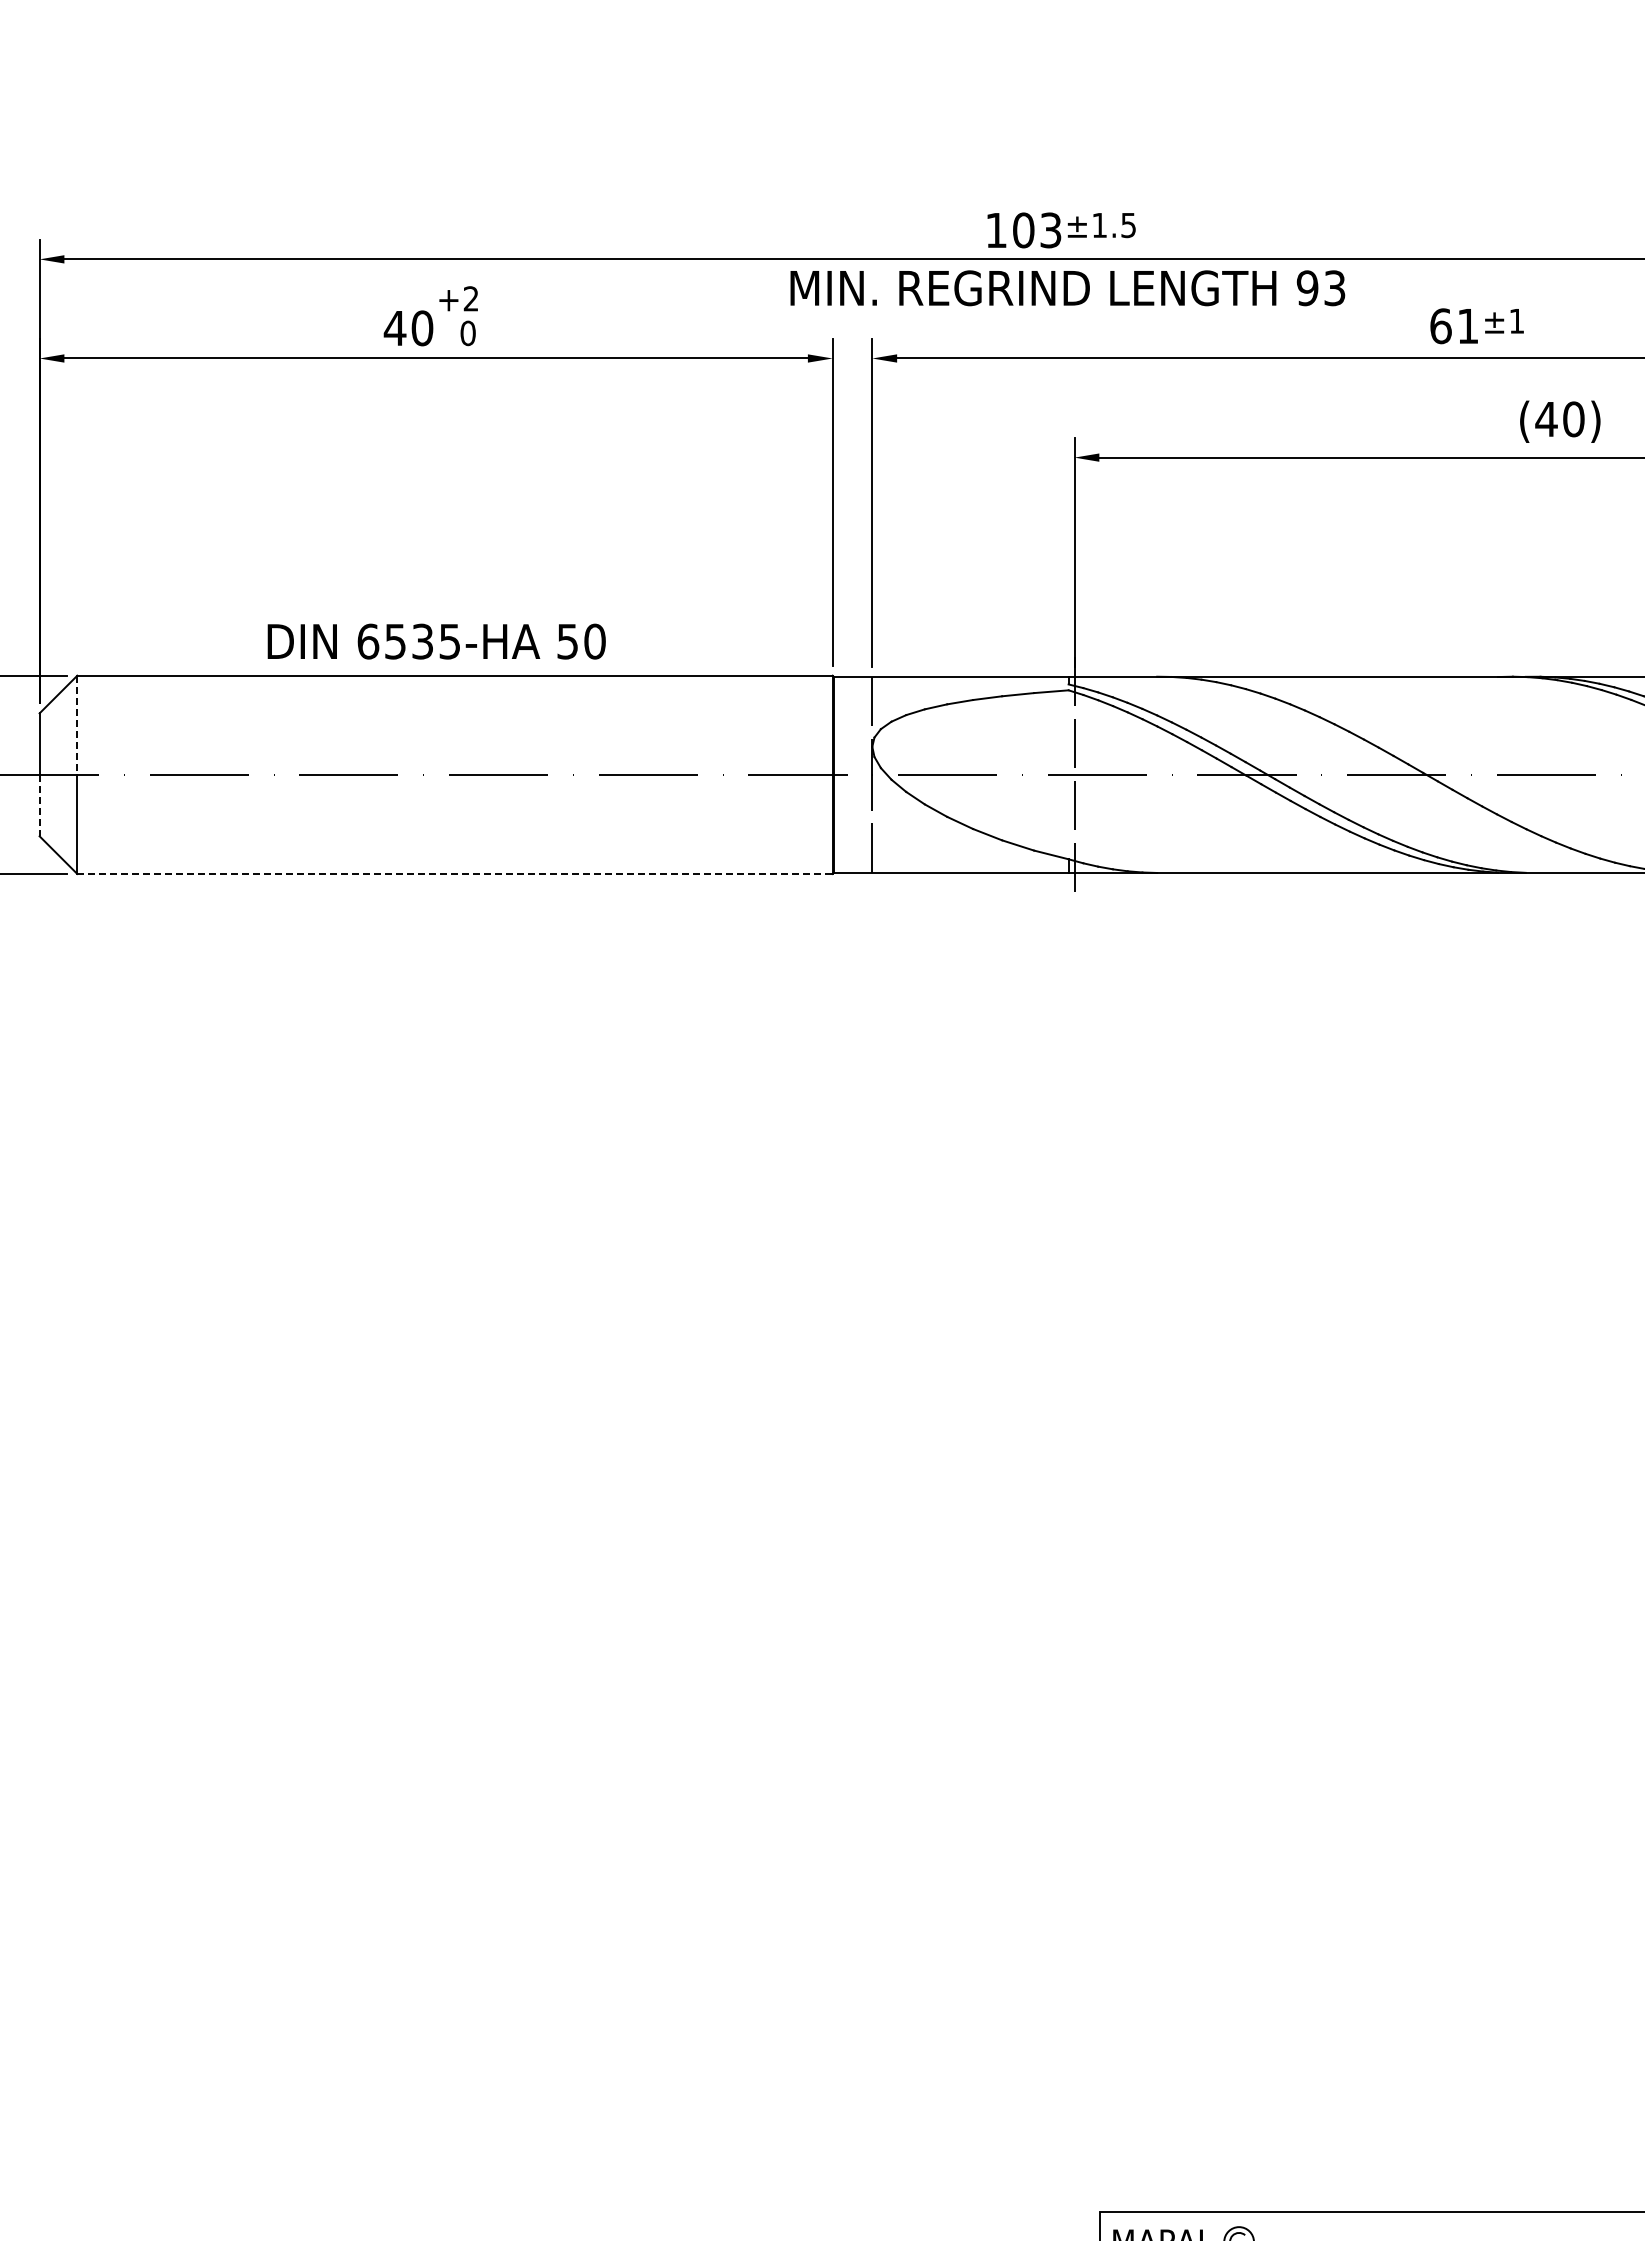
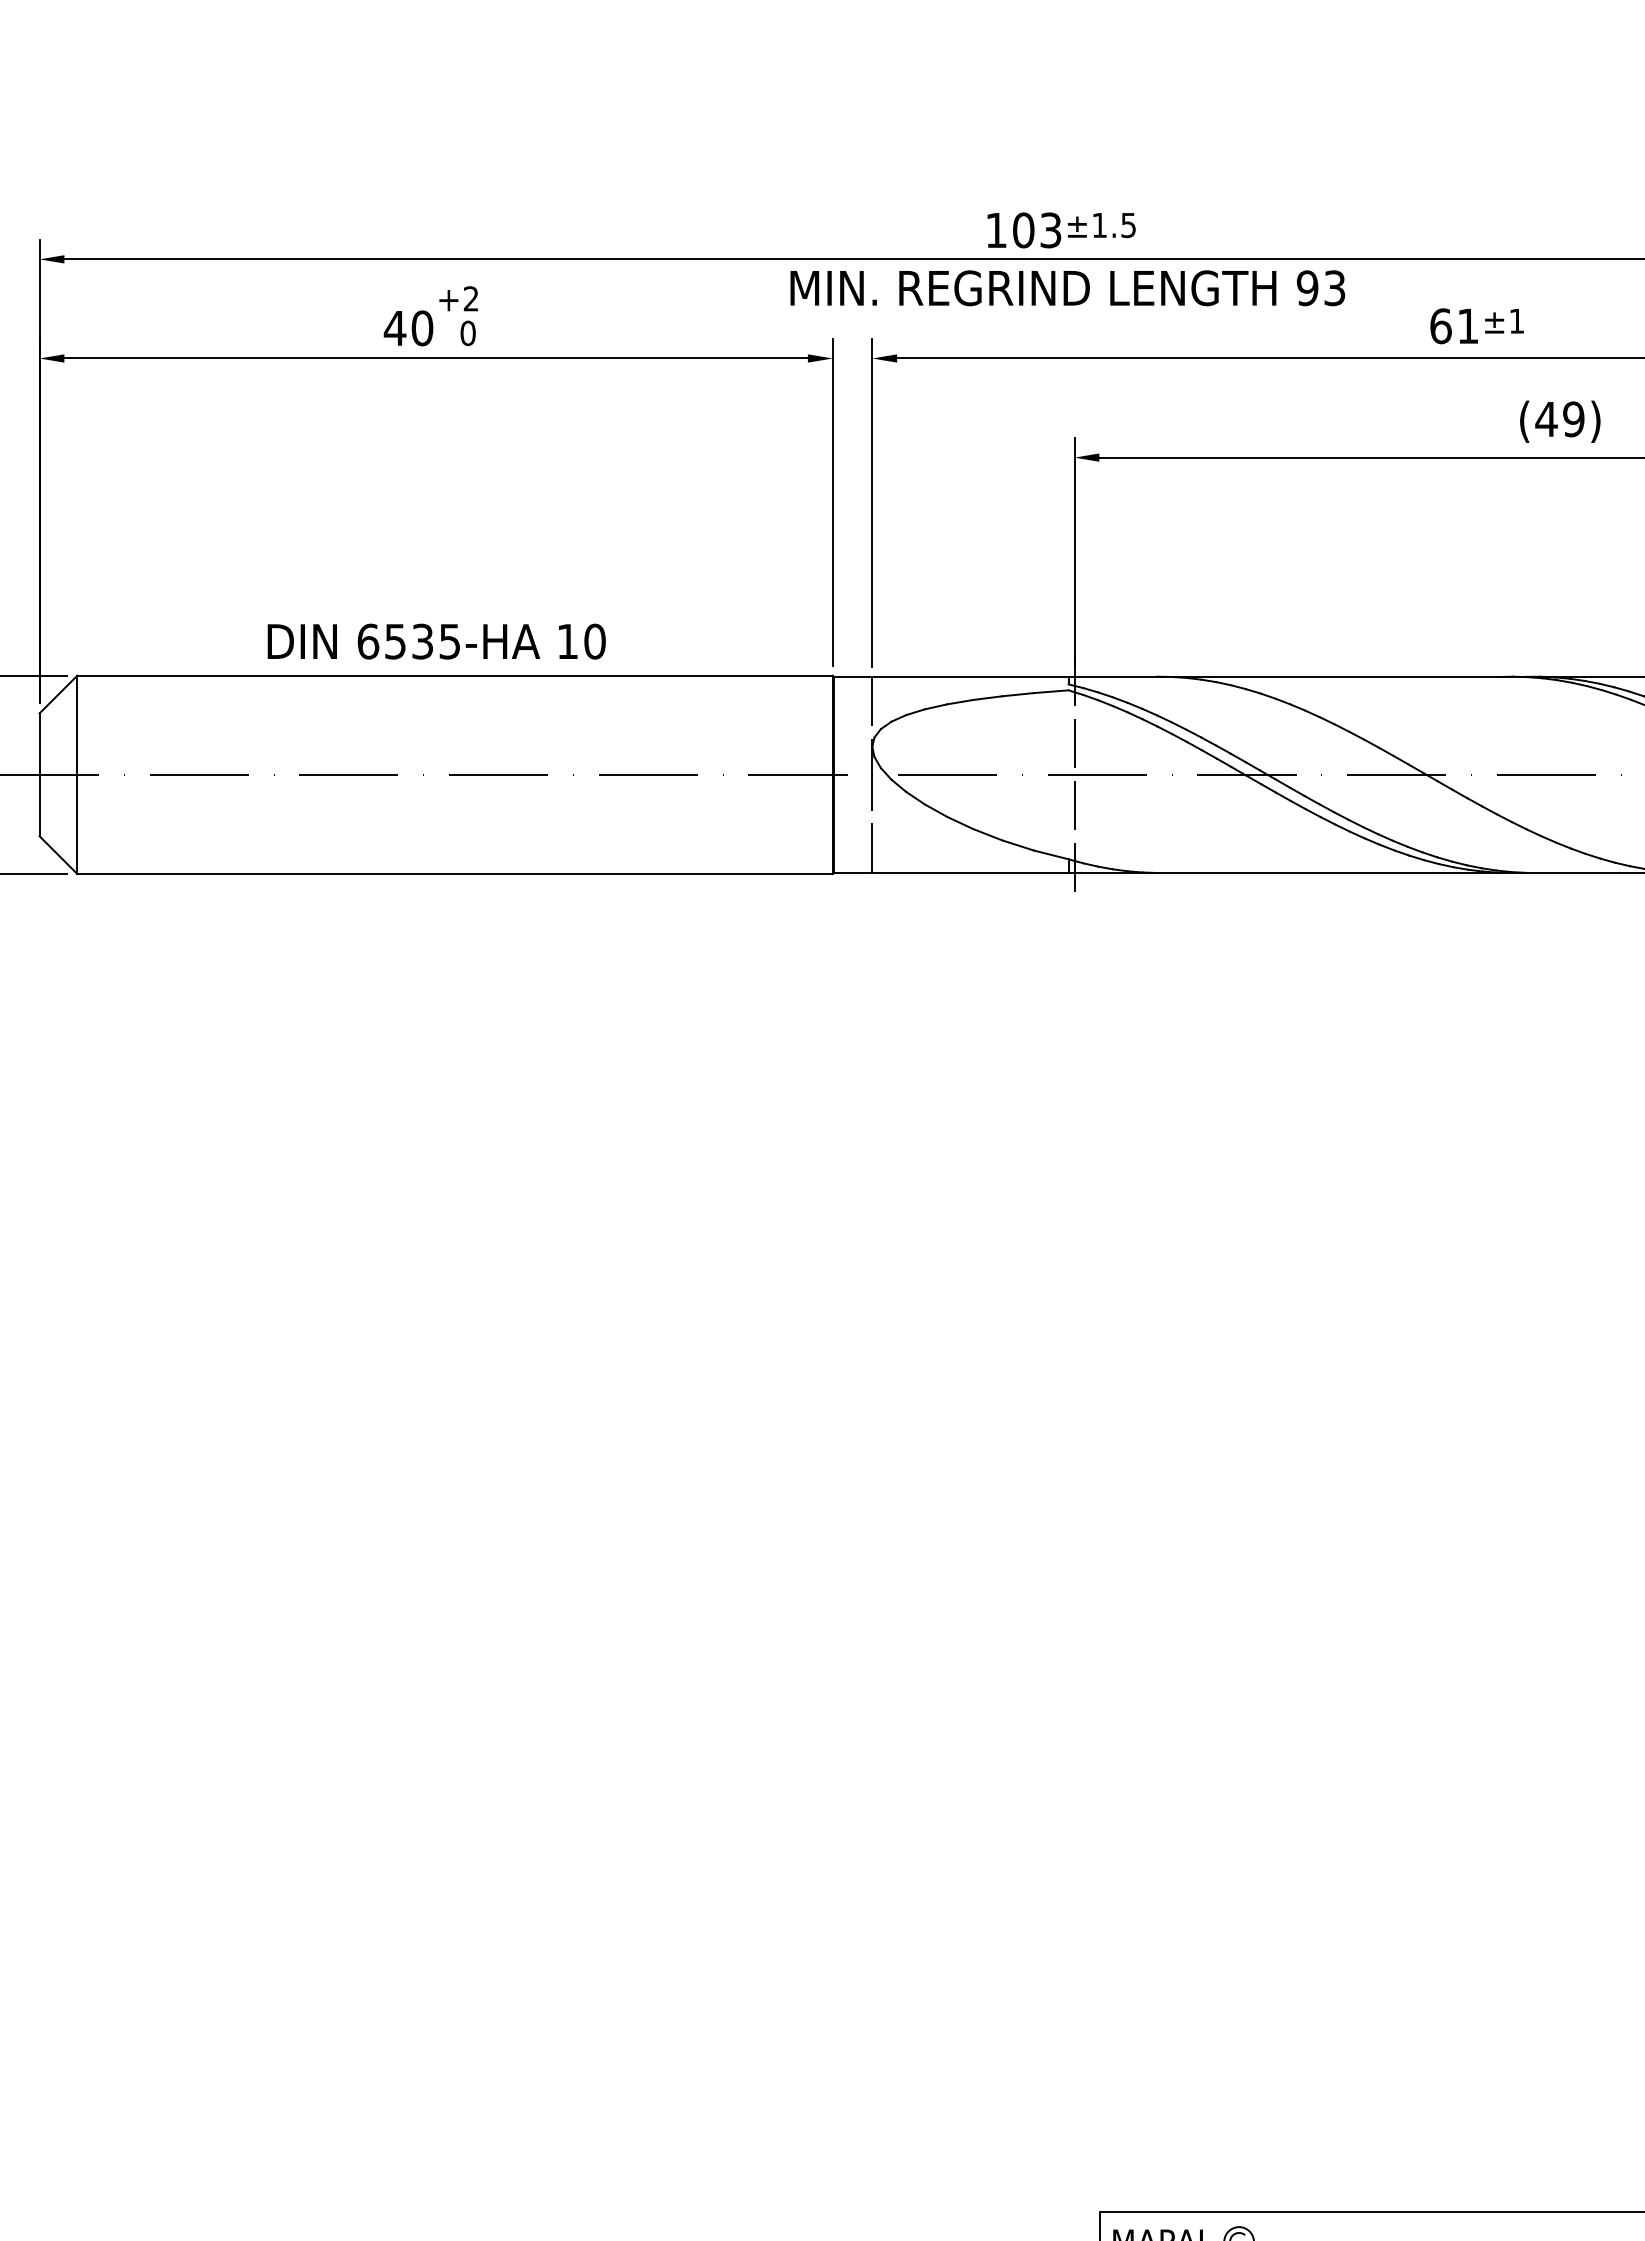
text: (40) -> (49) (1573, 419)
text: 50 -> 10 (567, 641)
line: dashed -> solid (77, 725)
line: dashed -> solid (39, 805)
line: dashed -> solid (454, 873)
